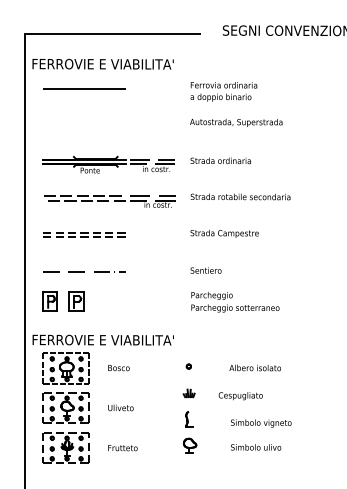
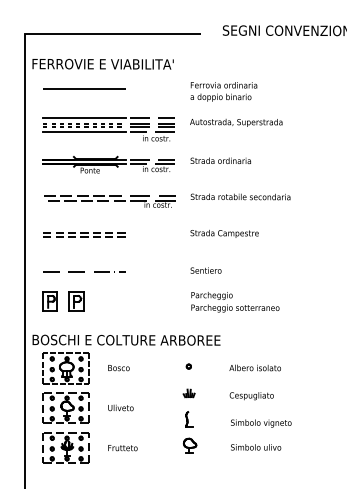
part: none -> present (108, 129)
text: FERROVIE E VIABILITA' -> BOSCHI E COLTURE ARBOREE (126, 339)
text position: (240, 396) -> (251, 396) (251, 396)
